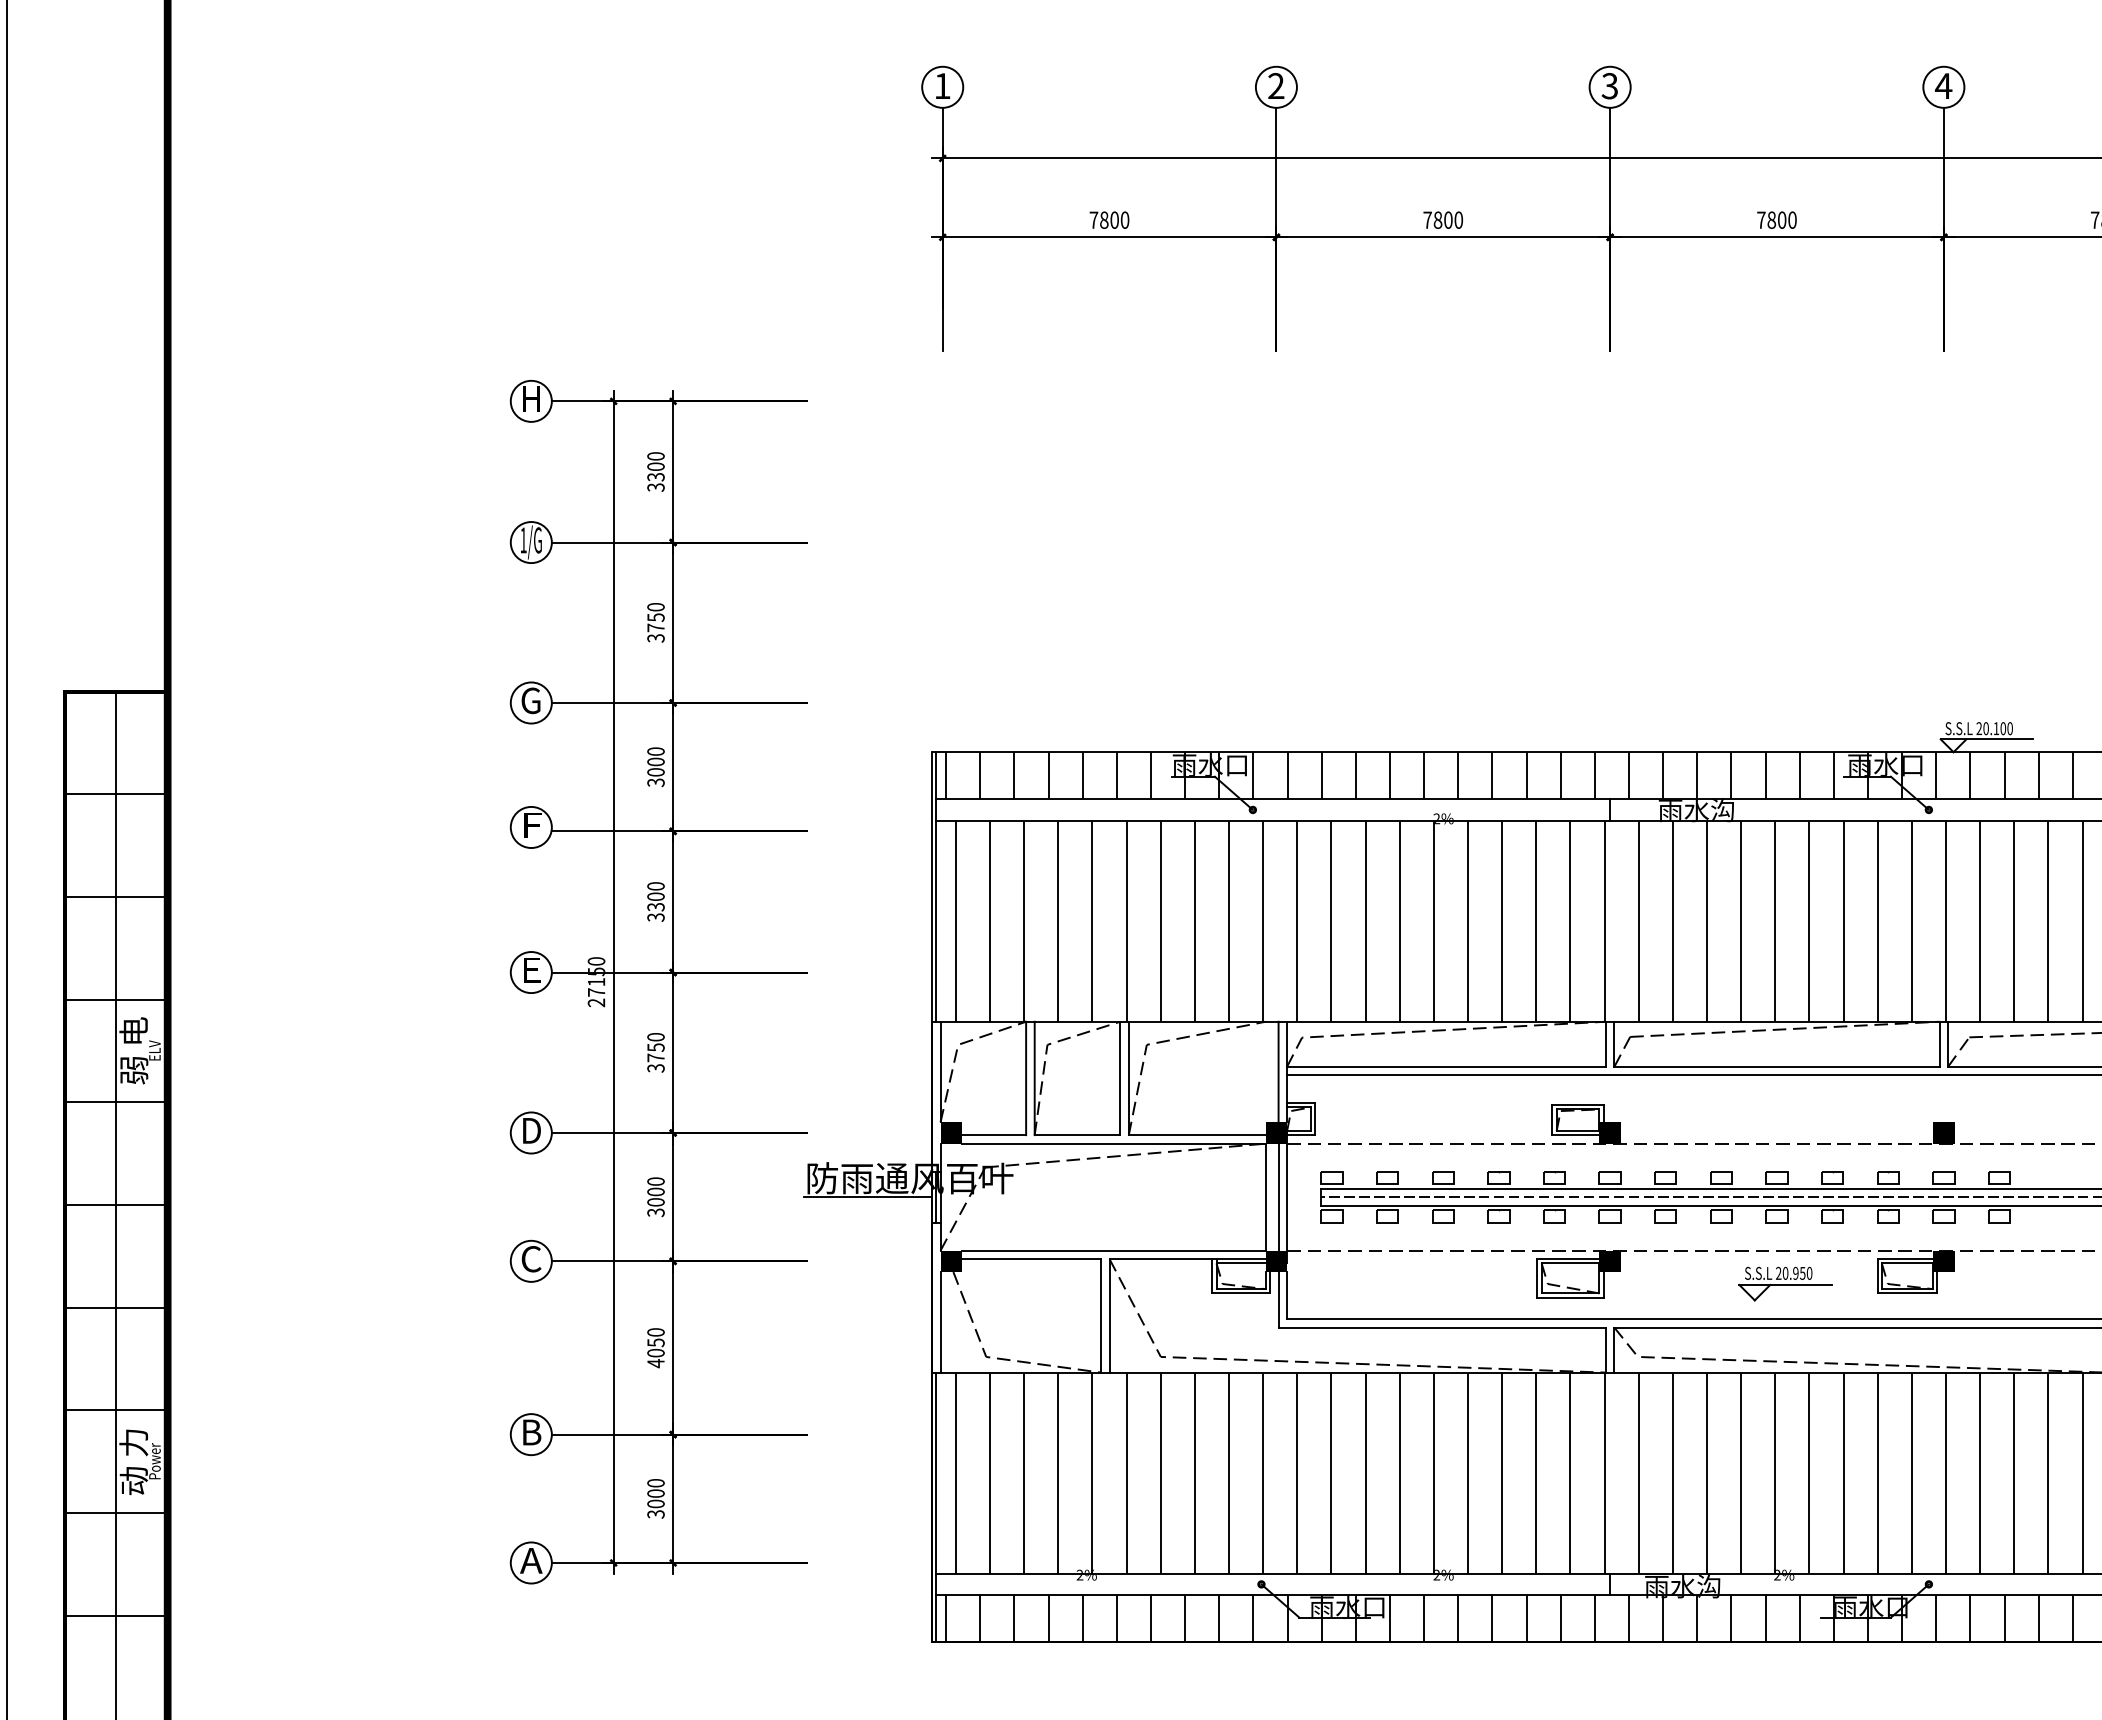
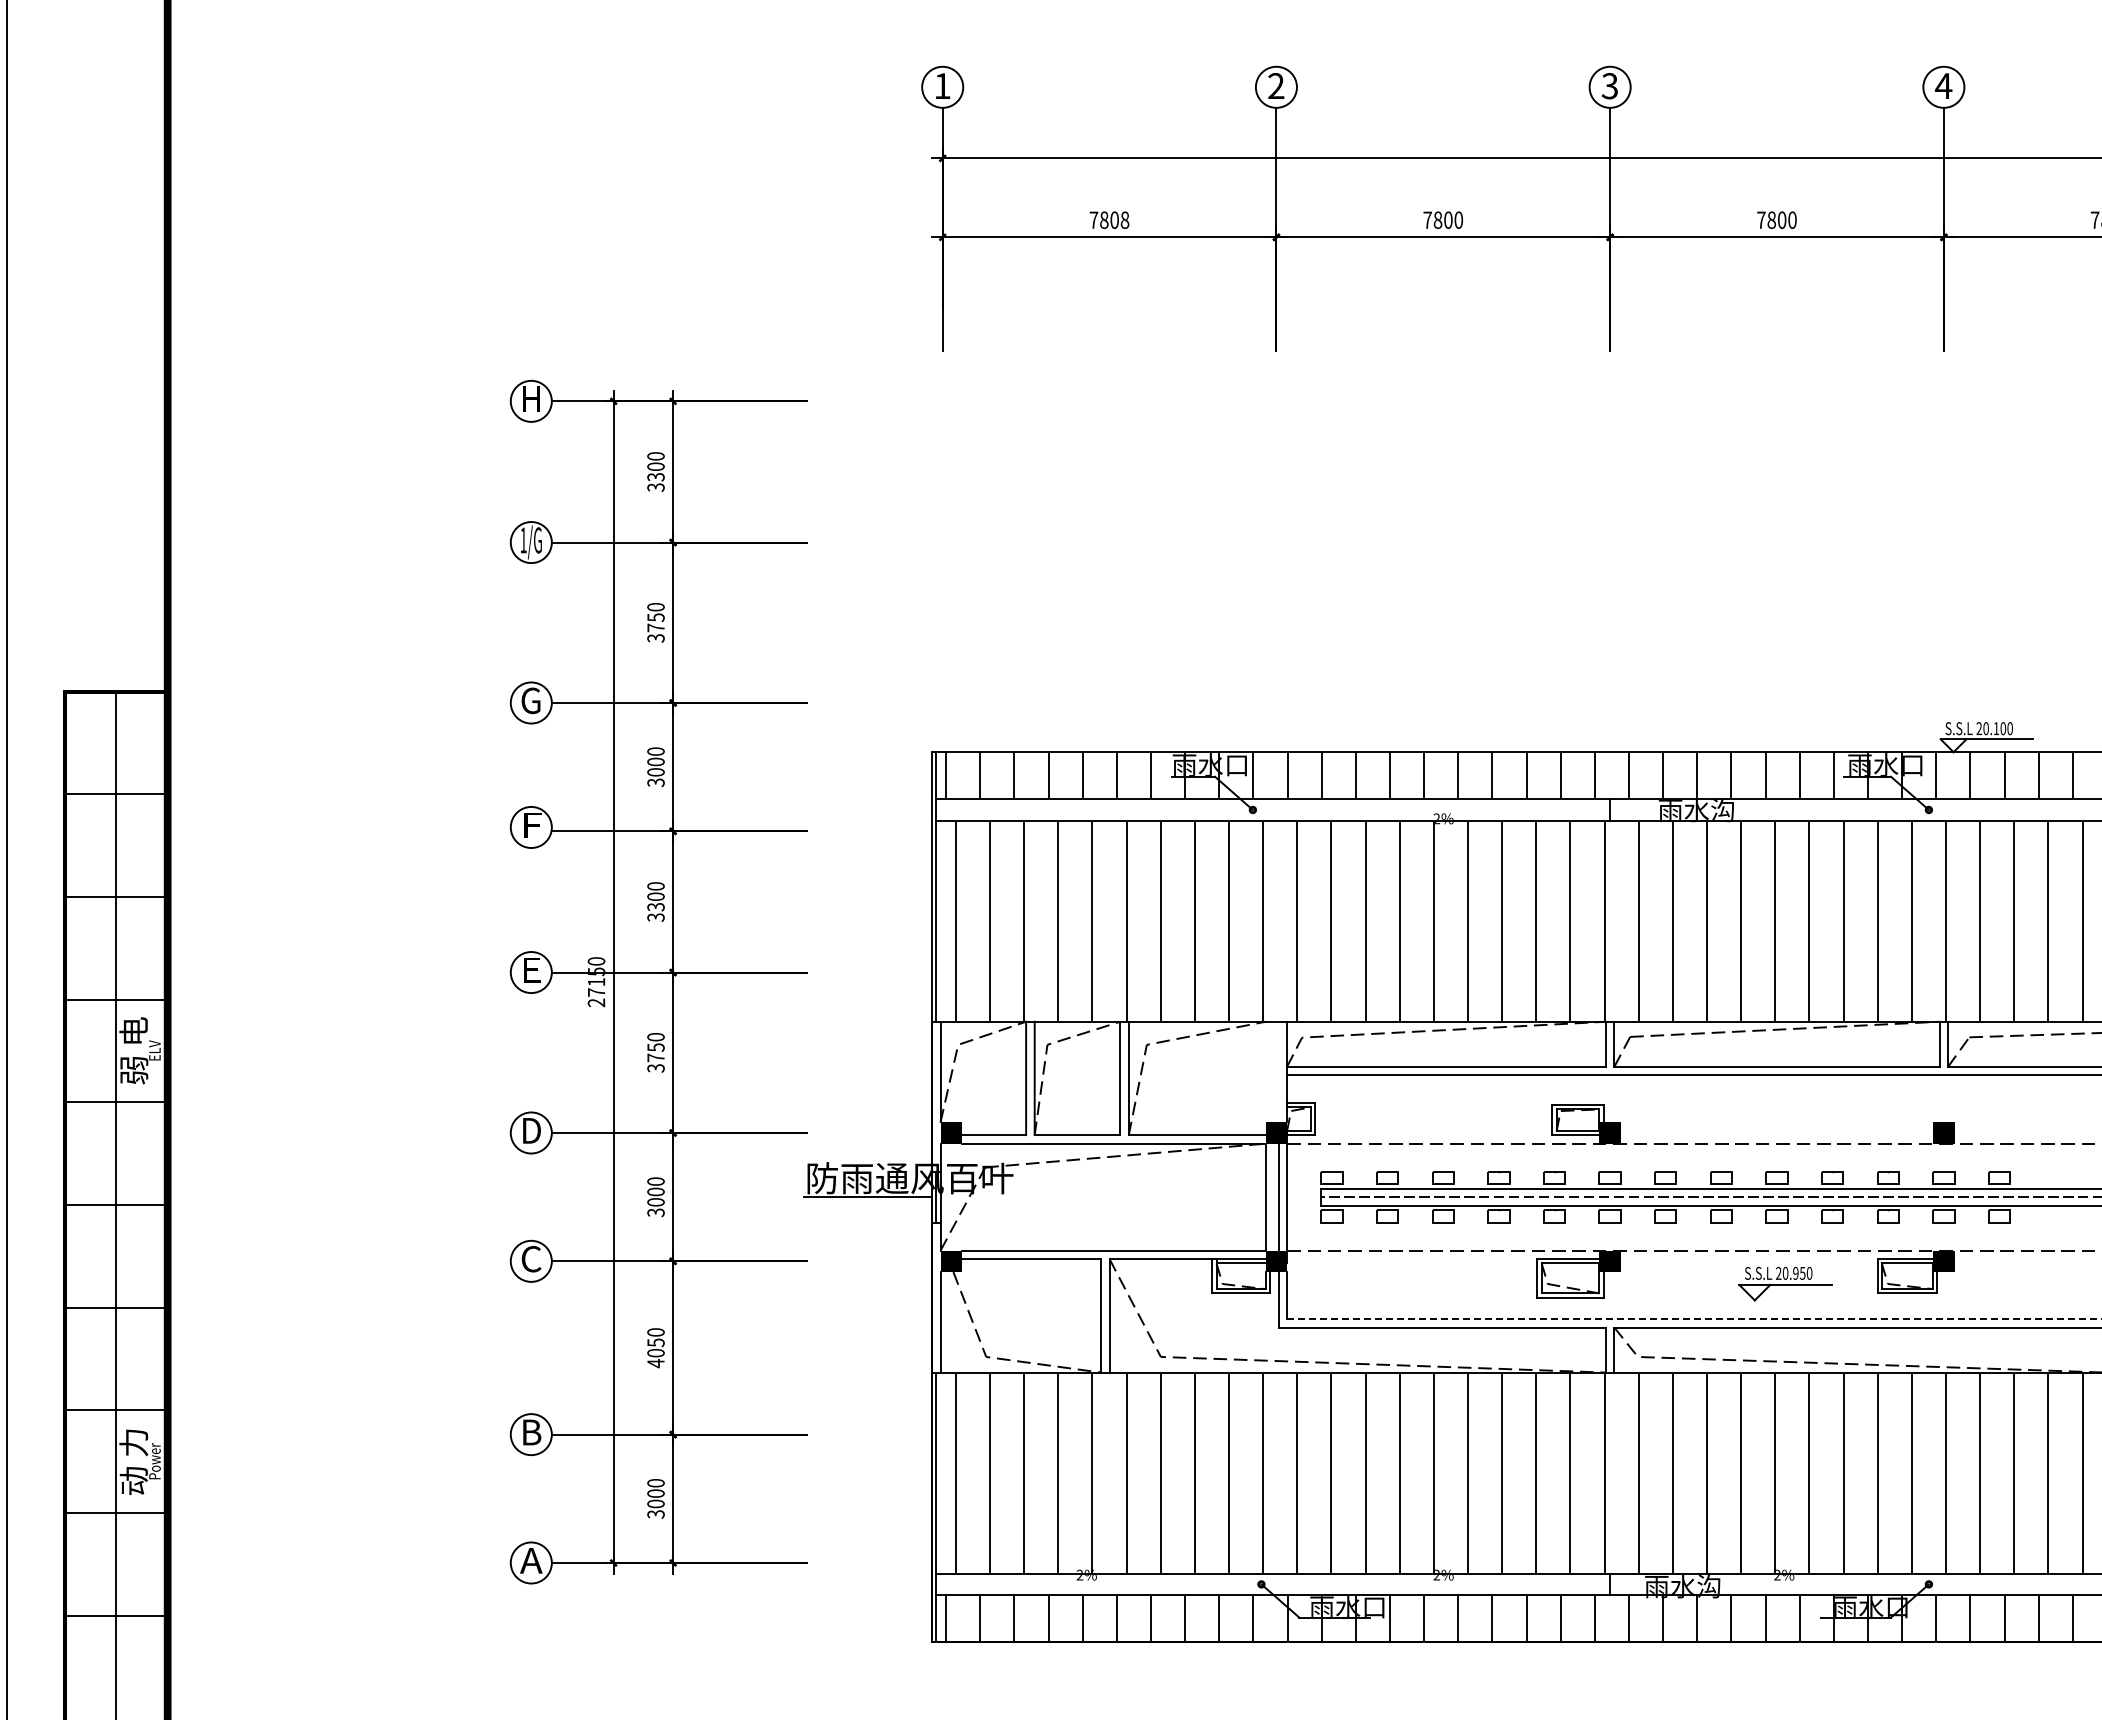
text: 7800 -> 7808 (1124, 220)
line: present -> none (1278, 1071)
line: solid -> dashed (1694, 1319)
